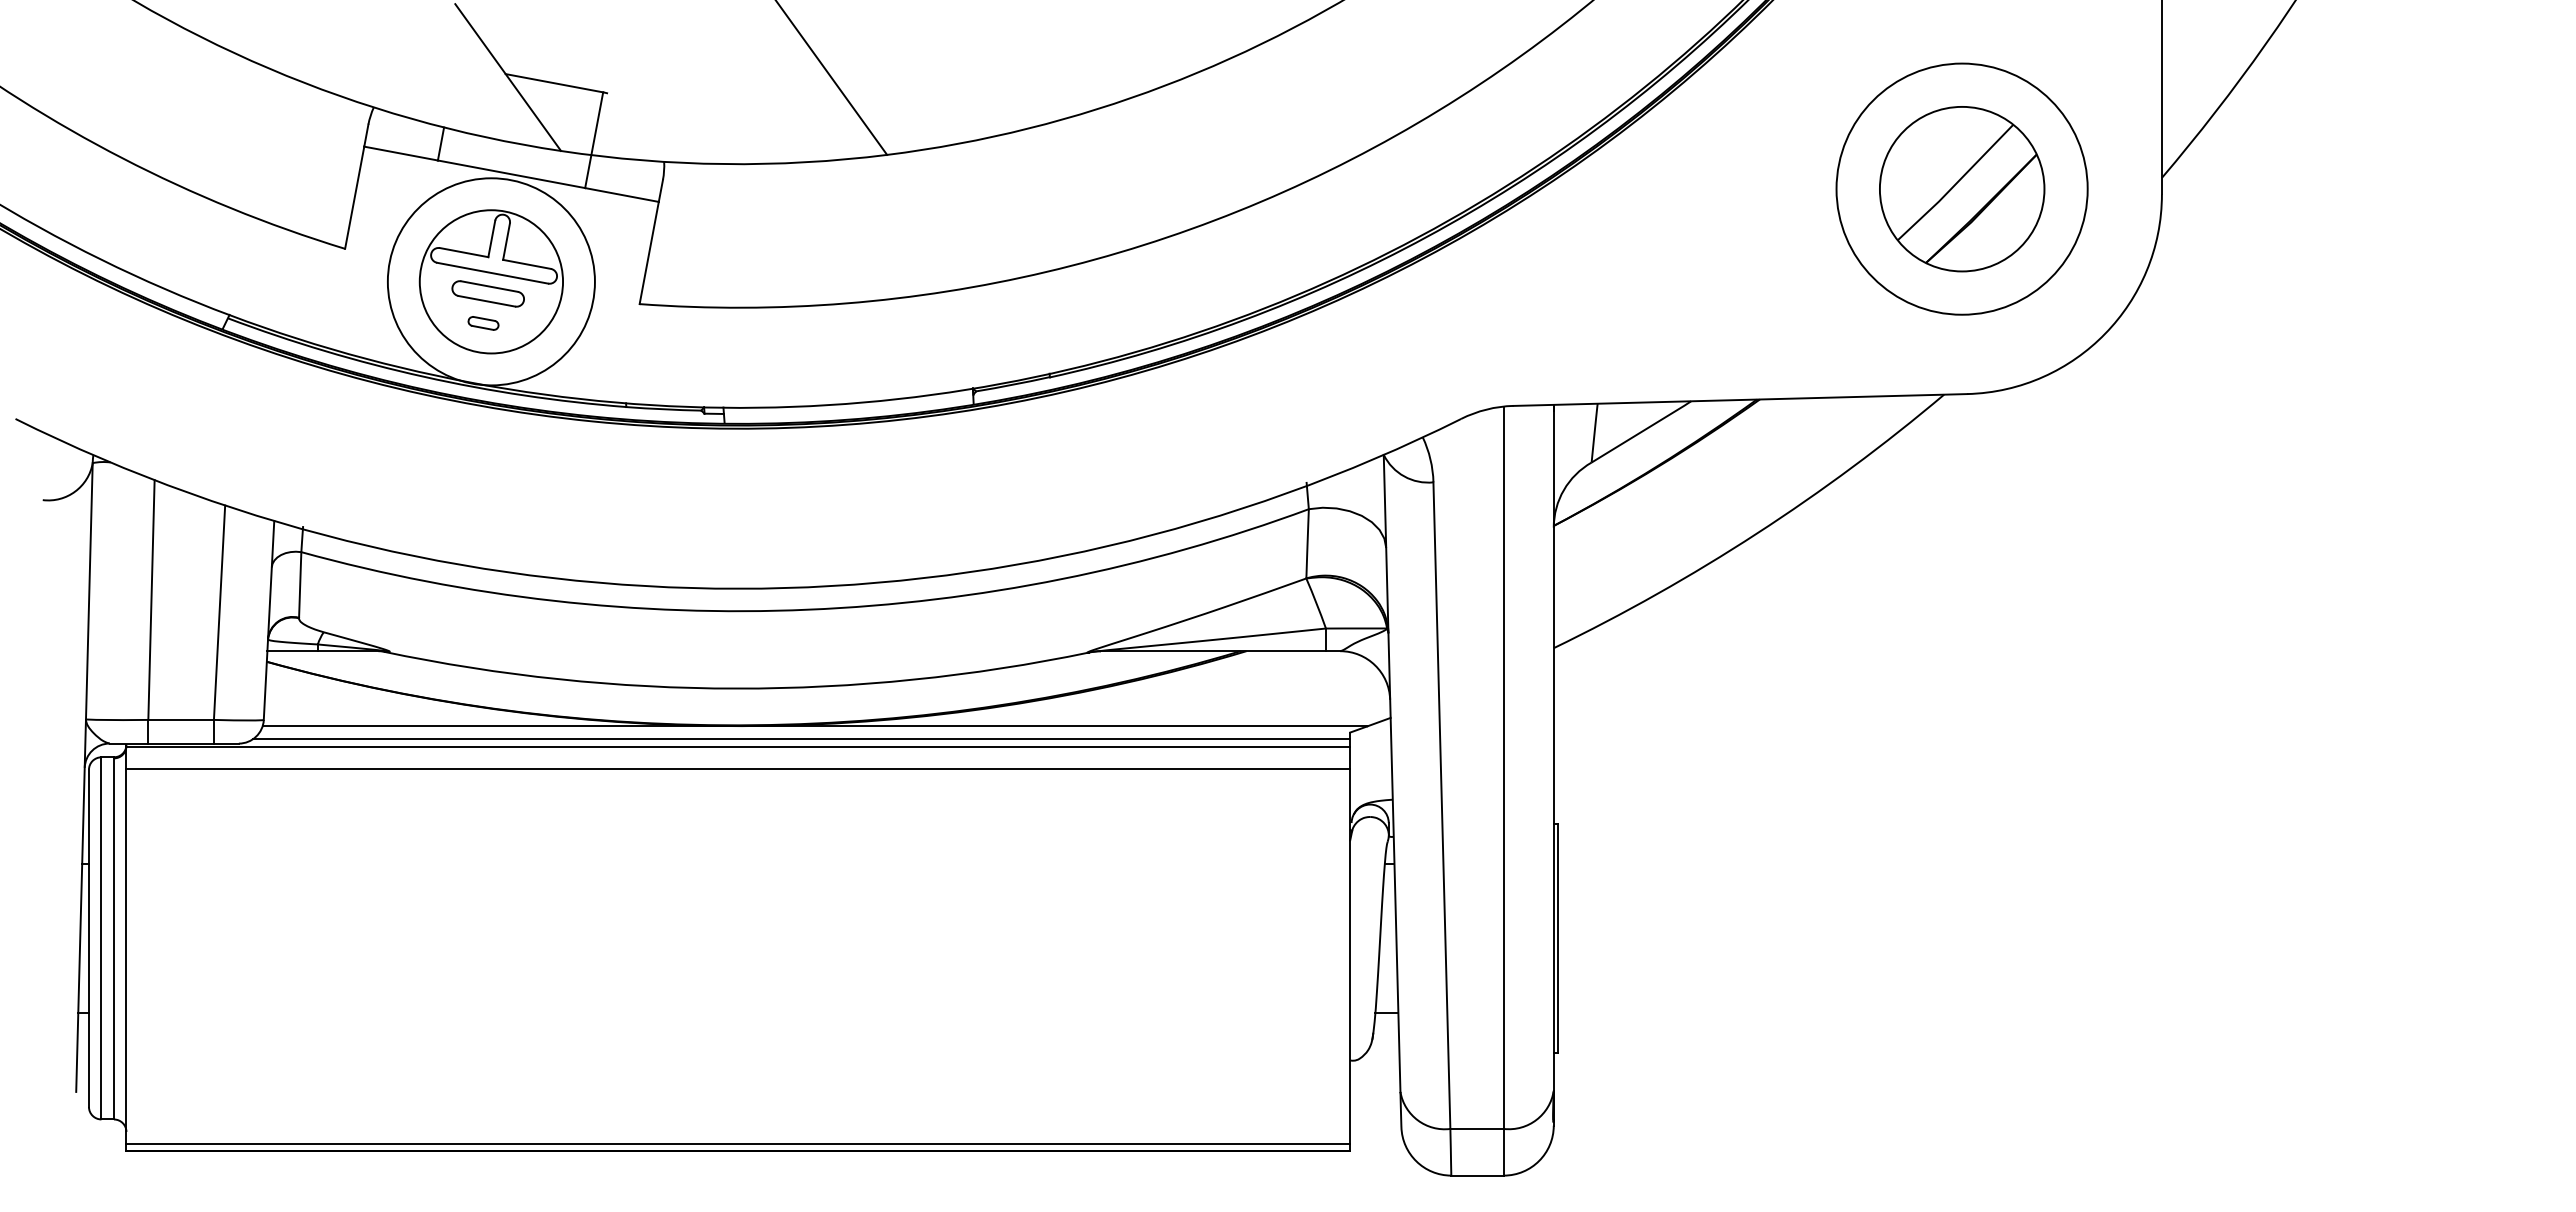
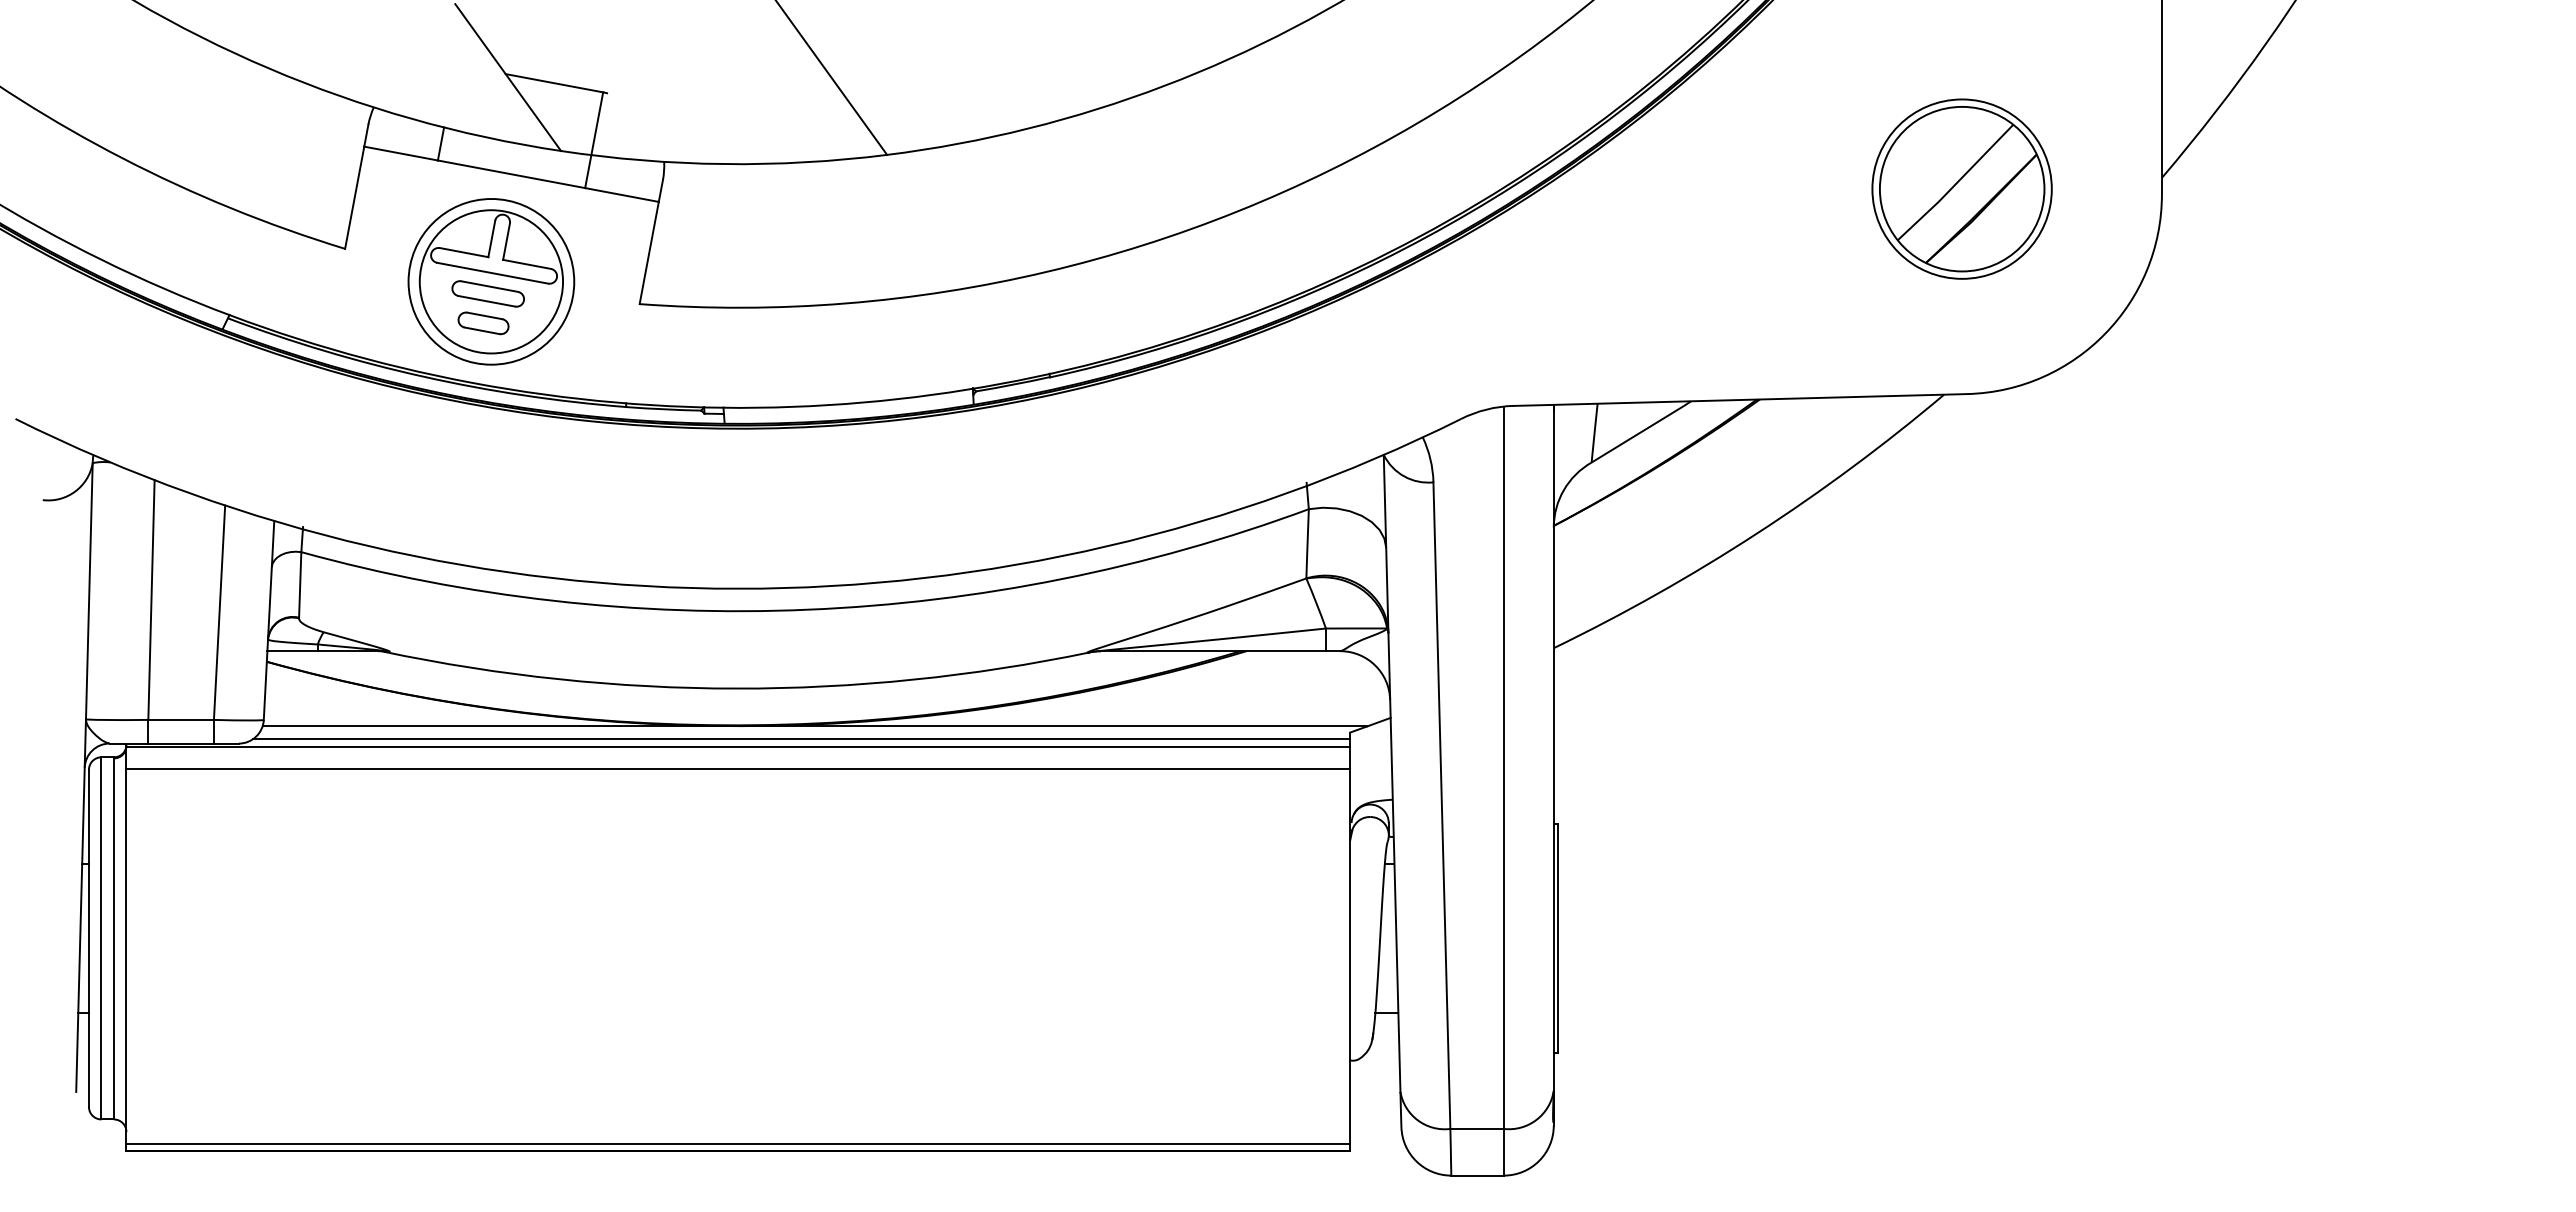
circle diameter: 251 px -> 179 px (1961, 188)
circle diameter: 207 px -> 166 px (491, 281)
part size: 33x15 px -> 53x25 px (483, 323)
